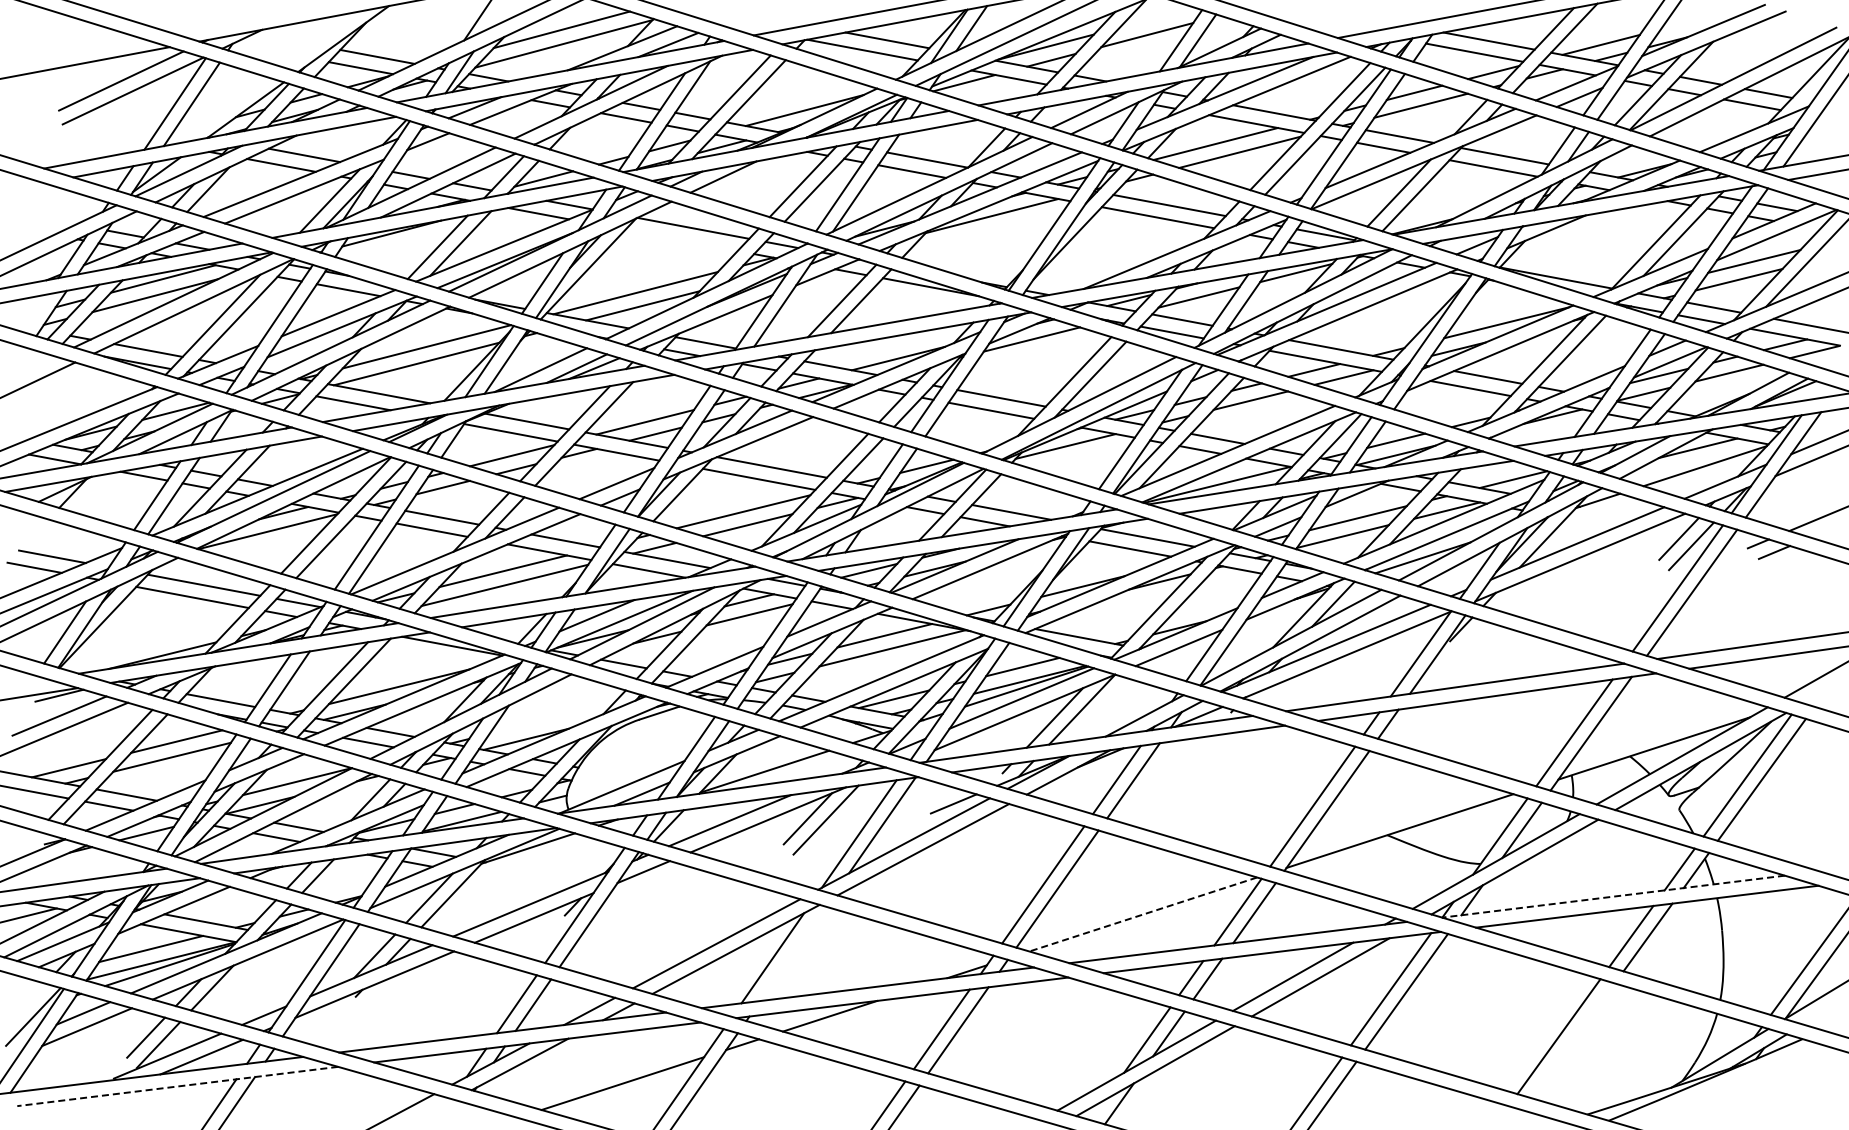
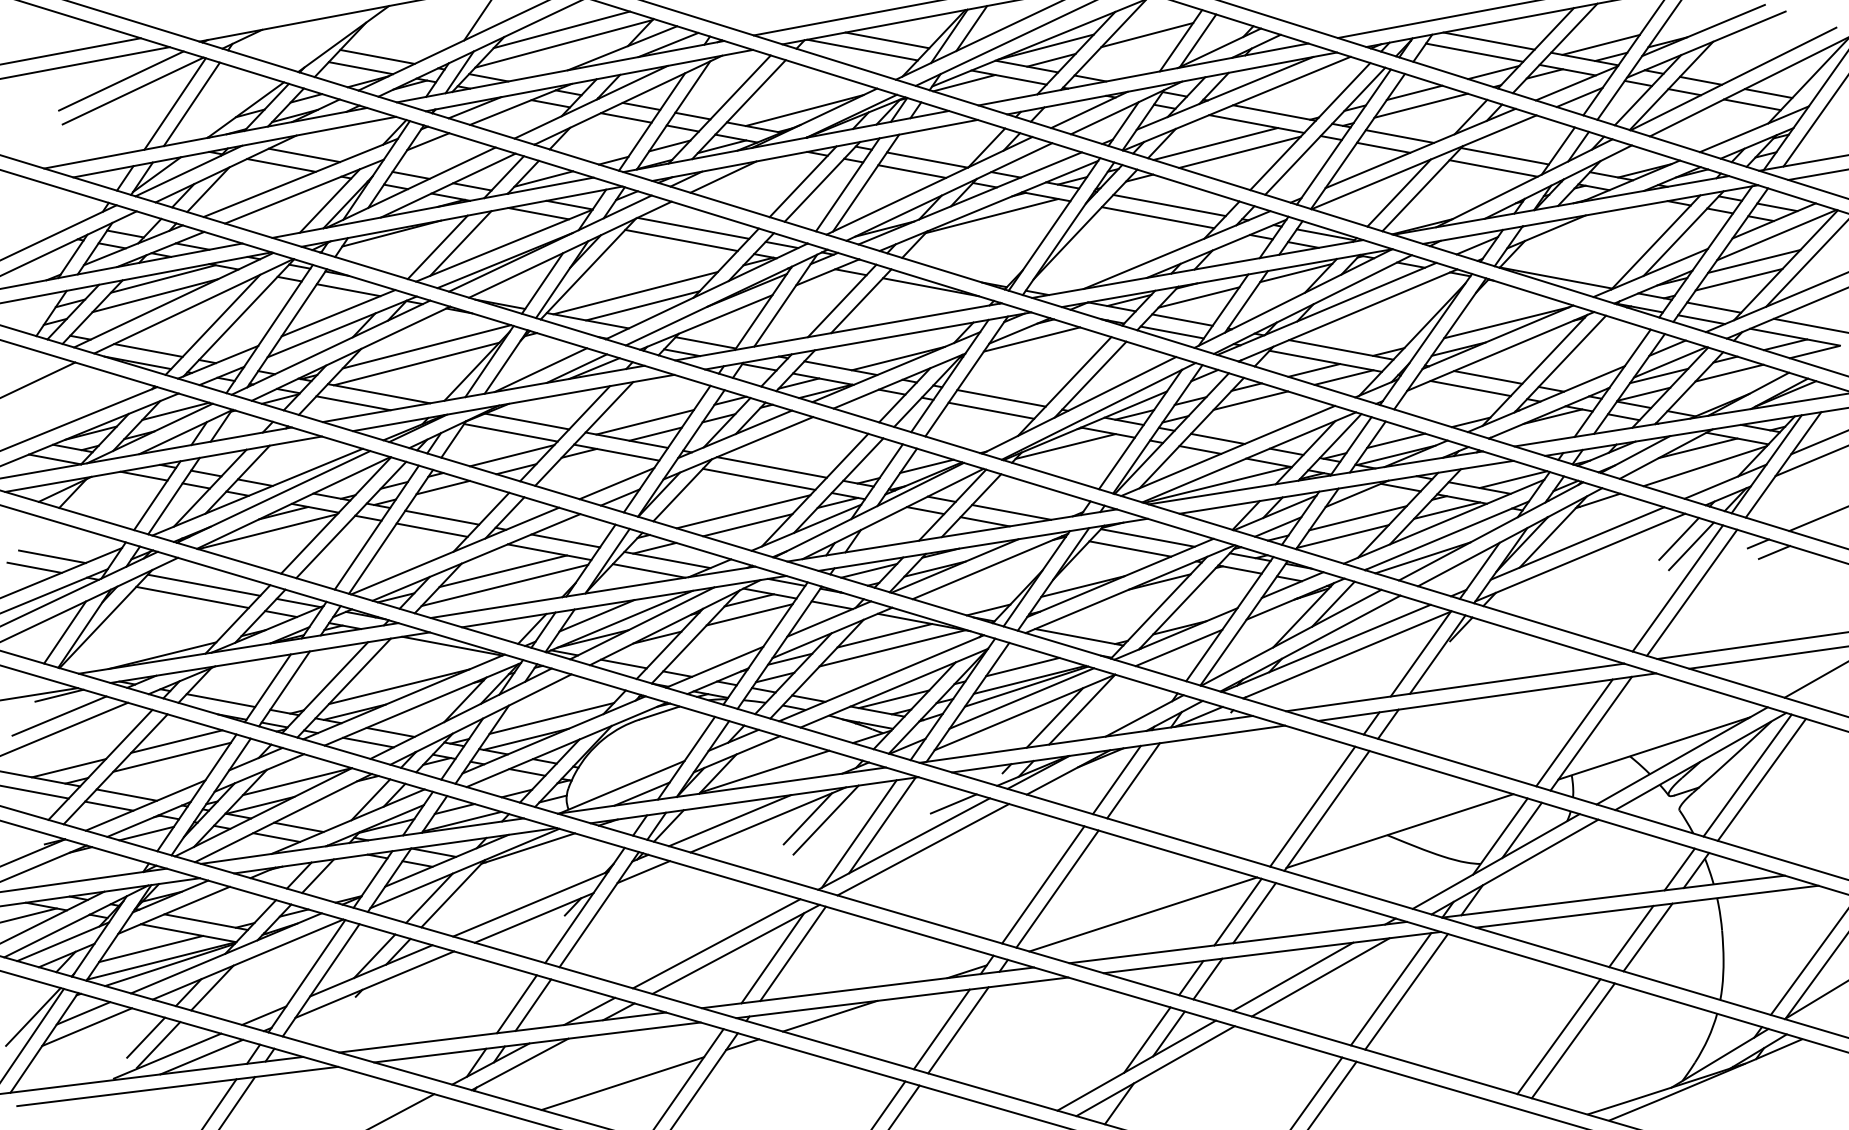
line: none -> present (71, 51)
line: none -> present (681, 240)
line: none -> present (551, 718)
line: dashed -> solid (1613, 896)
line: dashed -> solid (1143, 914)
line: none -> present (792, 953)
line: none -> present (1572, 1040)
line: dashed -> solid (177, 1086)
